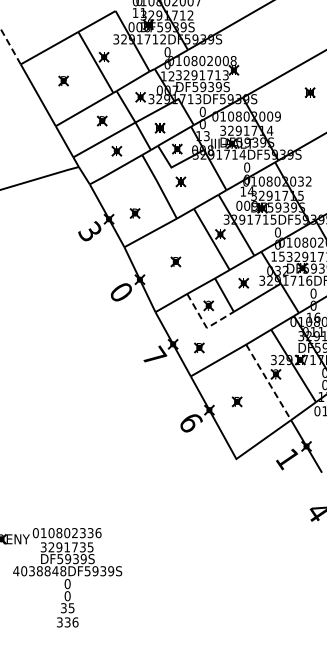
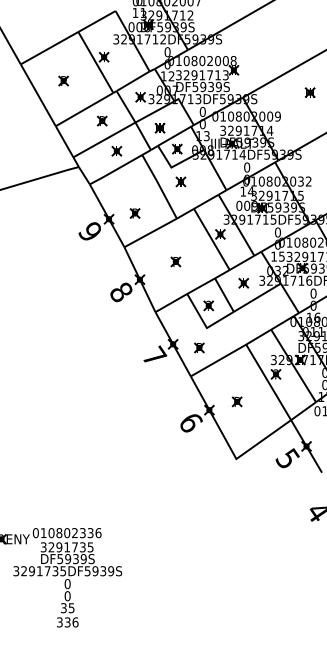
line: dashed -> solid (10, 46)
text: 3 -> 9 (89, 231)
text: 0 -> 8 (121, 292)
line: dashed -> solid (205, 325)
line: dashed -> solid (268, 382)
text: 1 -> 5 (287, 459)
text: 4038848DF5939S -> 3291735DF5939S (39, 571)
